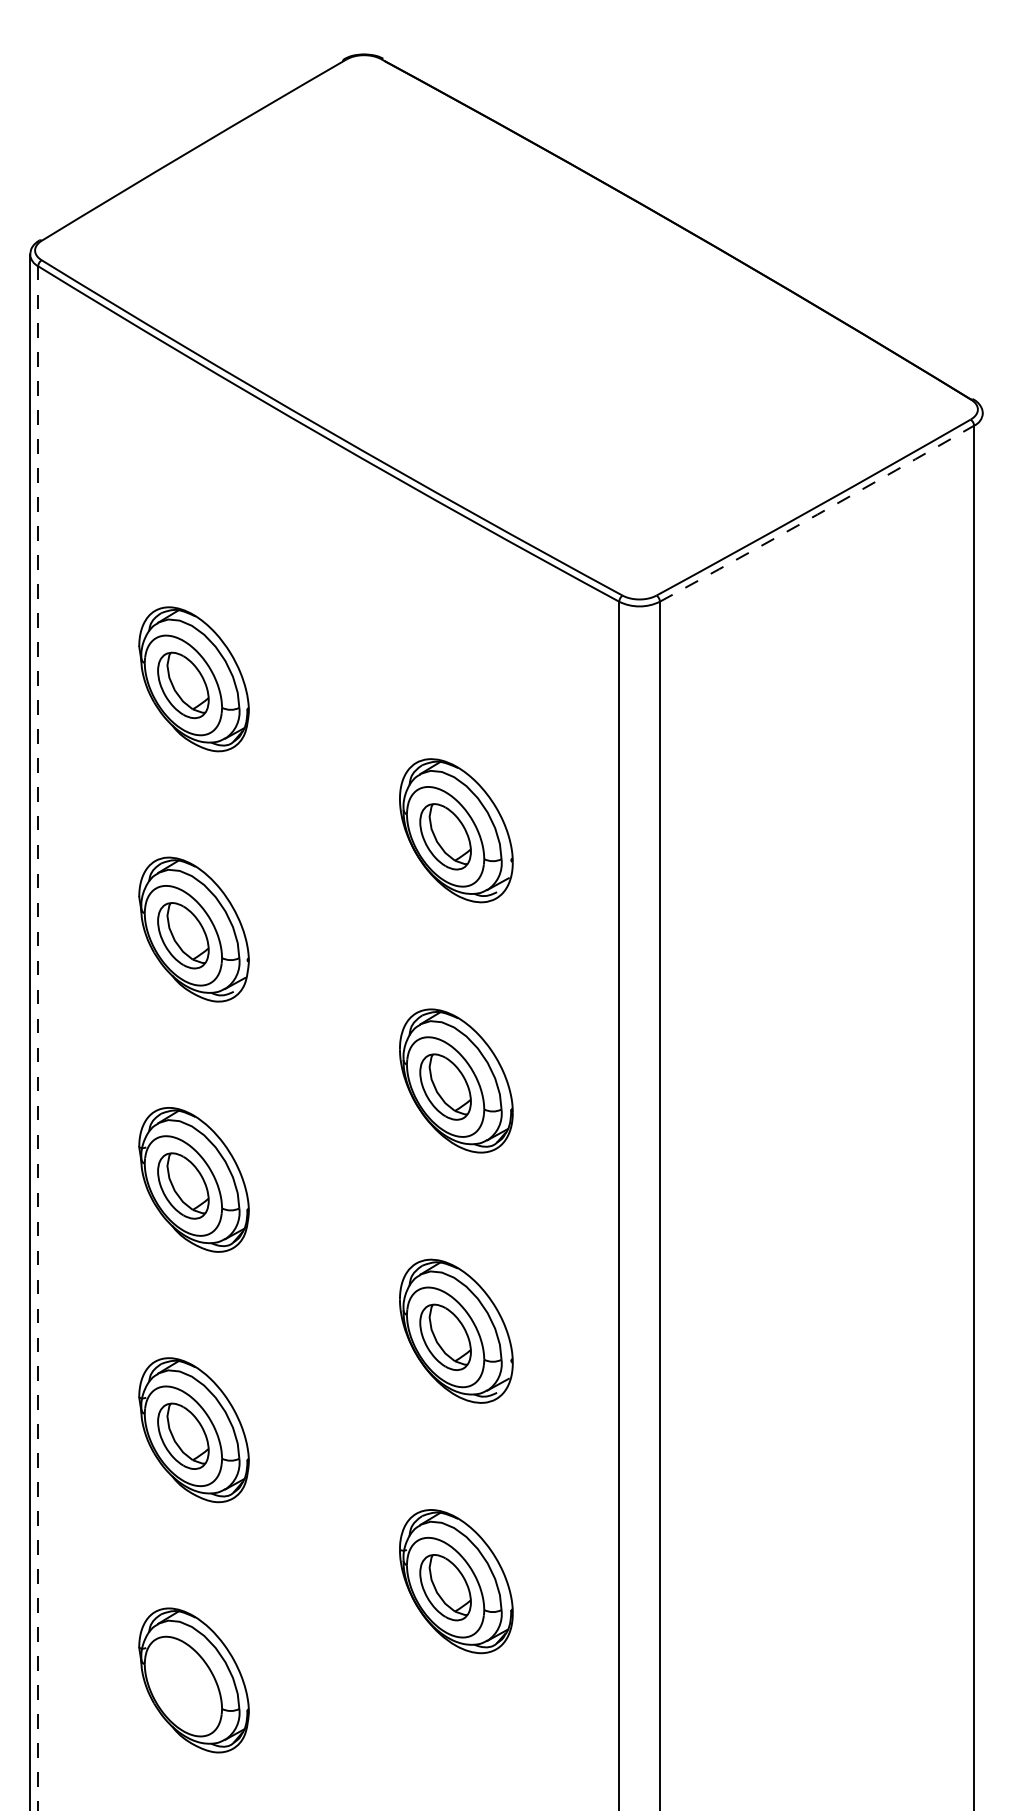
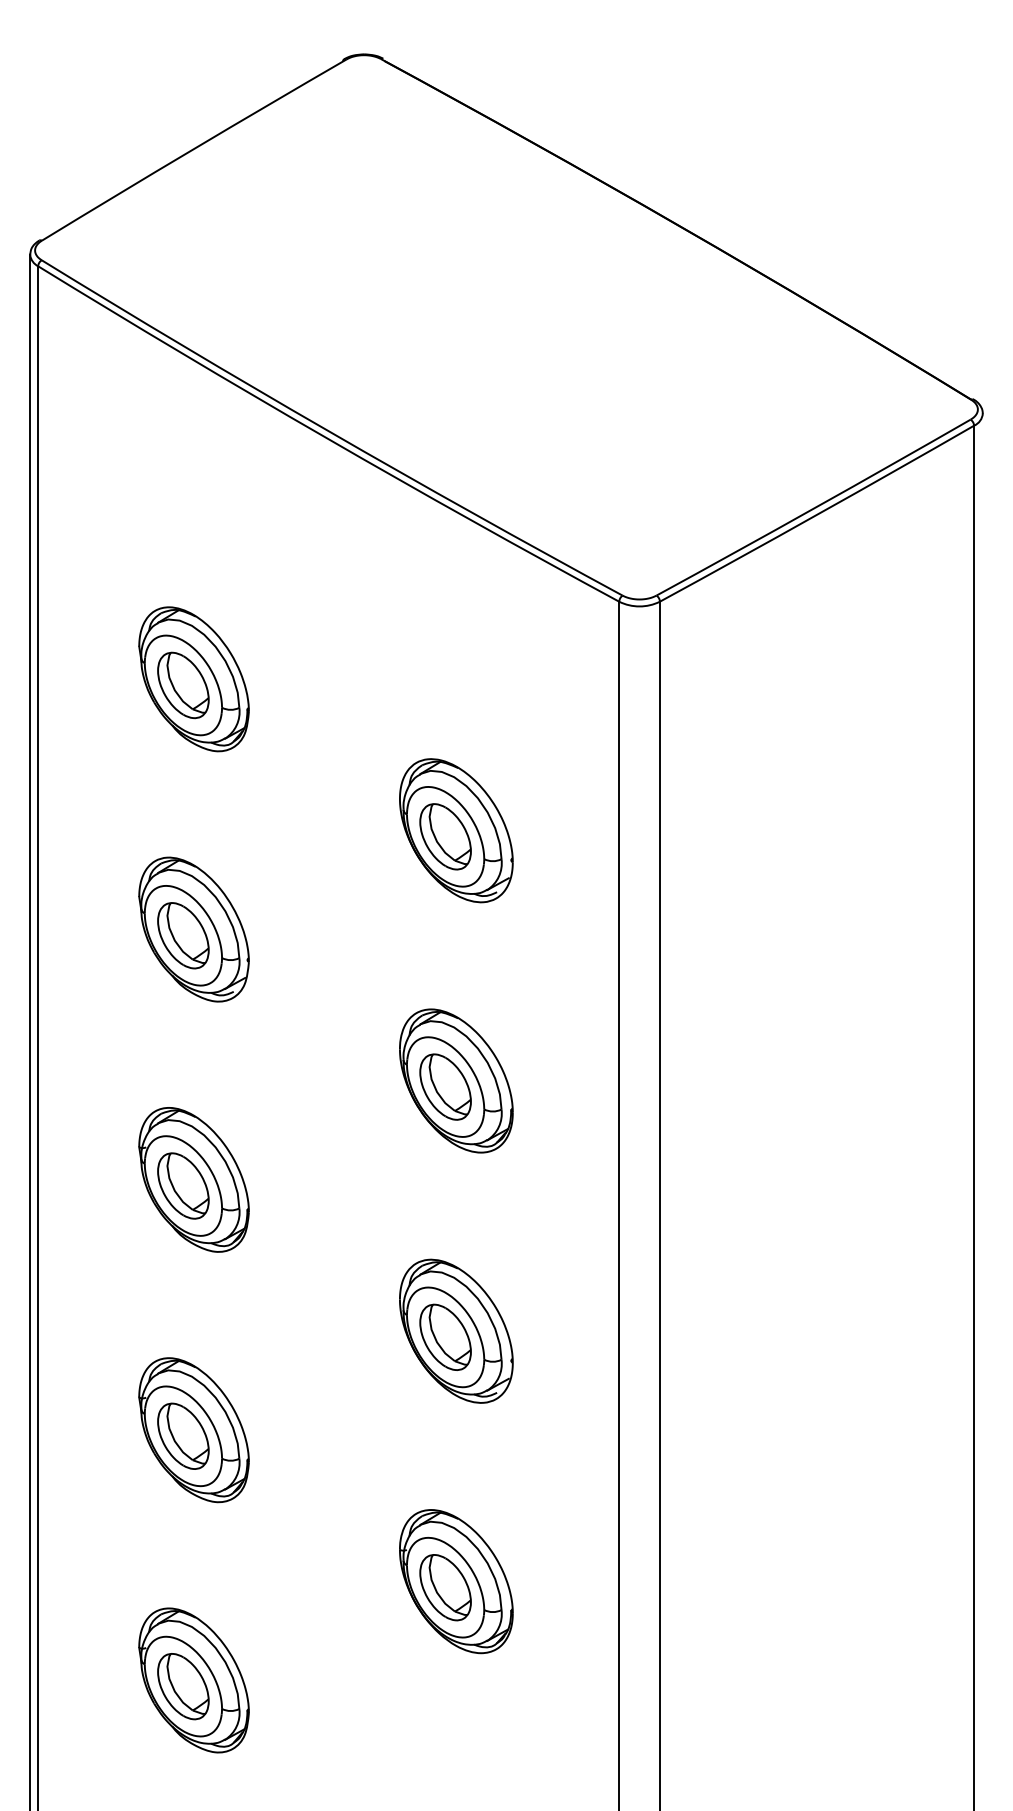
arc: dashed -> solid (817, 514)
line: dashed -> solid (38, 1038)
part: none -> present (183, 1686)
